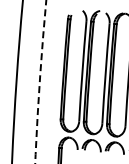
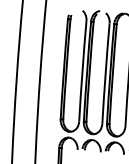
arc: dashed -> solid (39, 82)
